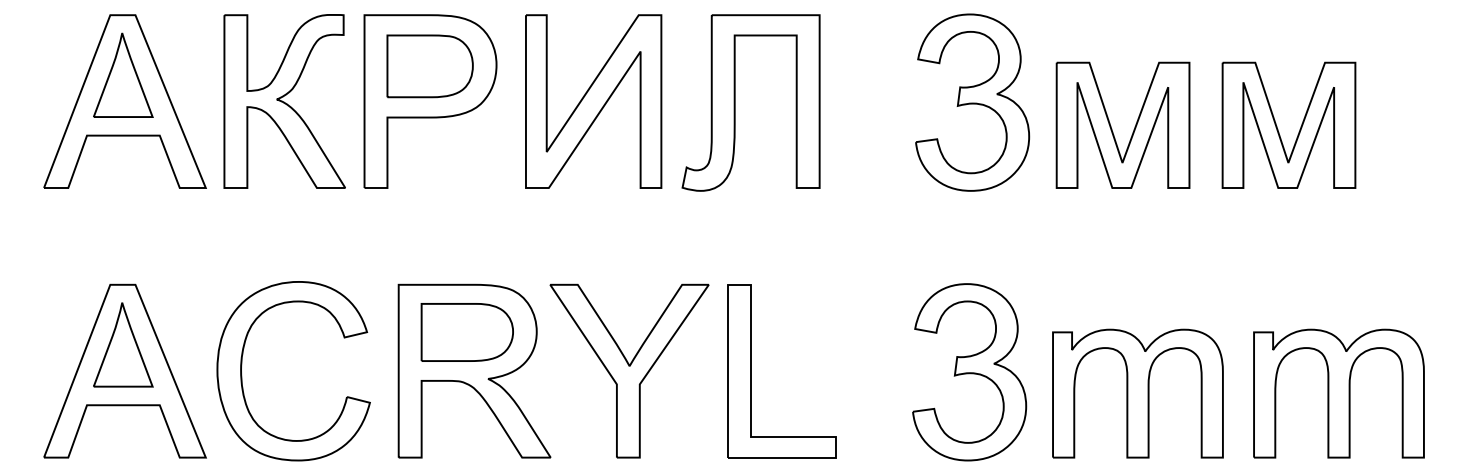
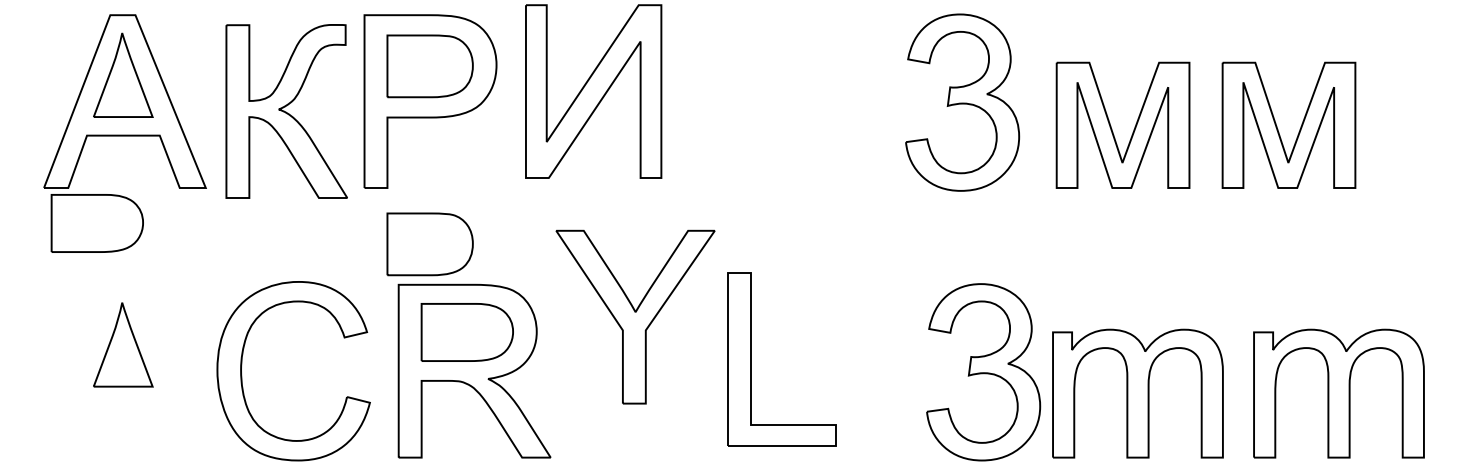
part position: (284, 101) -> (286, 111) (286, 111)
part position: (593, 101) -> (593, 91) (593, 91)
part: present -> none (735, 102)
part position: (972, 102) -> (962, 102) (962, 102)
part: none -> present (96, 223)
part: none -> present (429, 244)
part: present -> none (124, 370)
part position: (629, 370) -> (635, 316) (635, 316)
part position: (751, 371) -> (751, 359) (751, 359)
part position: (969, 372) -> (983, 372) (983, 372)
